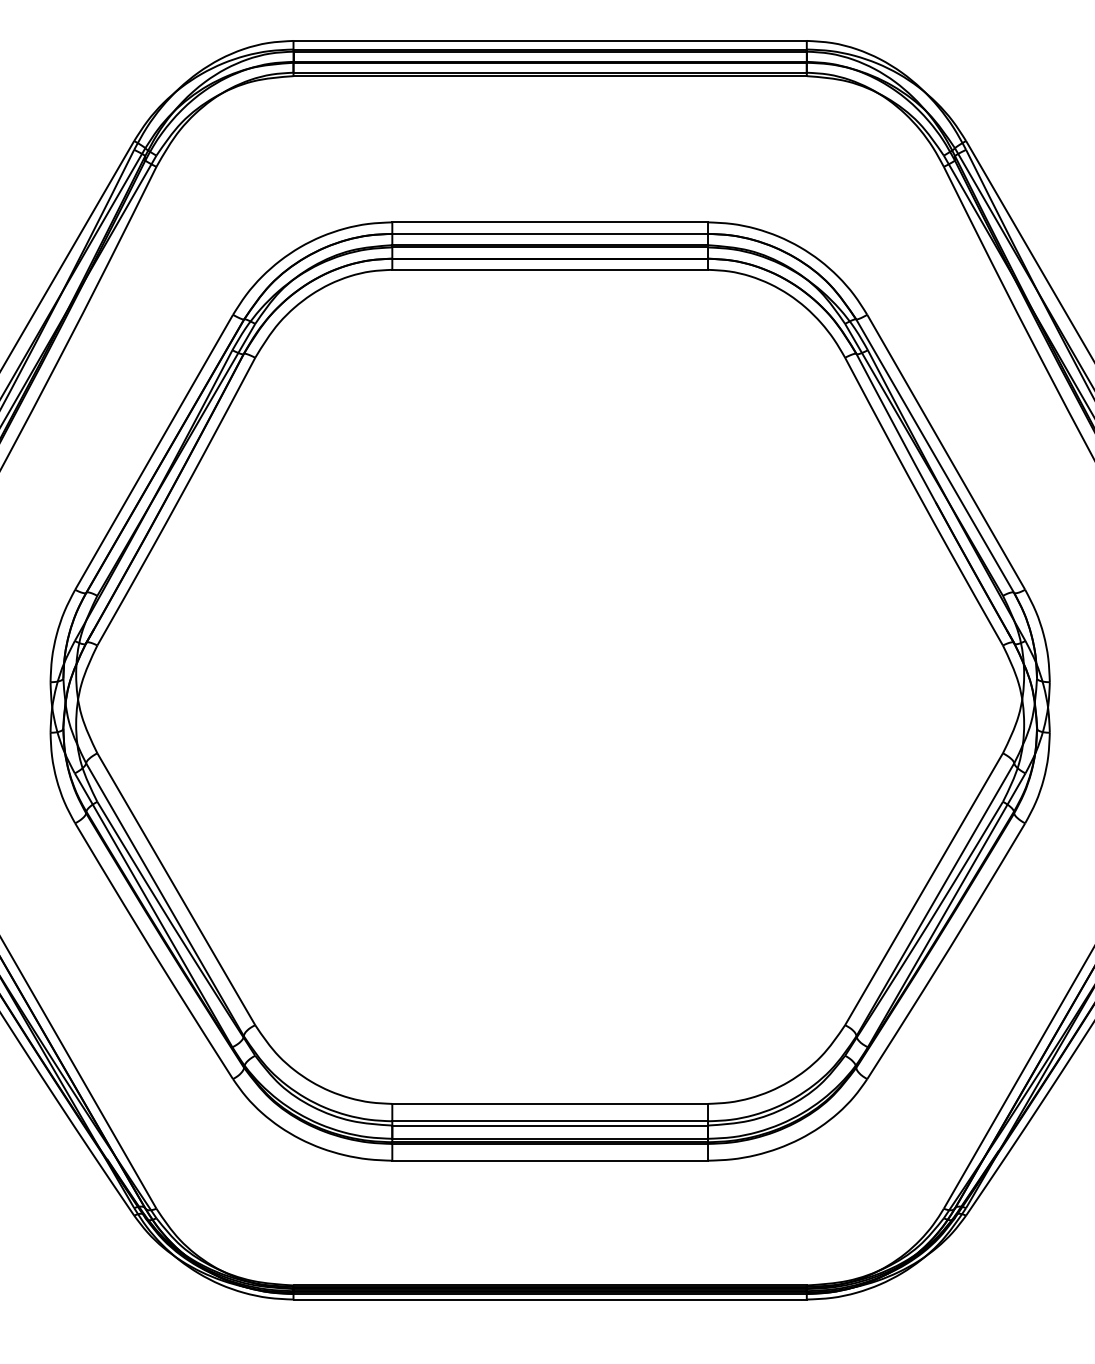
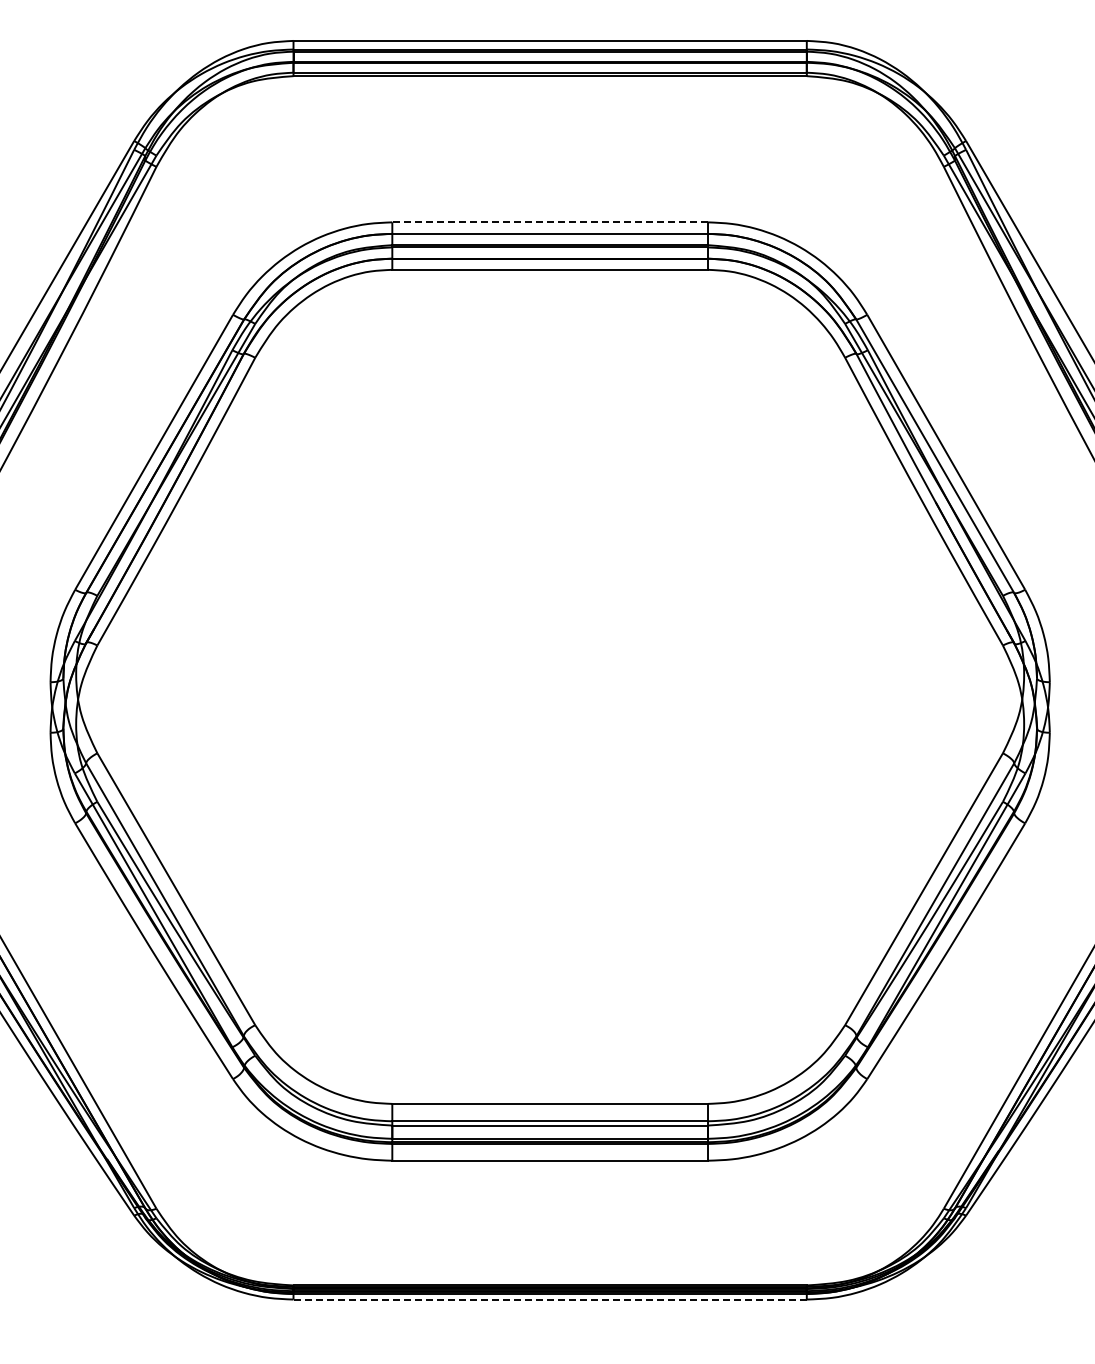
line: solid -> dashed (550, 222)
line: solid -> dashed (550, 1299)
